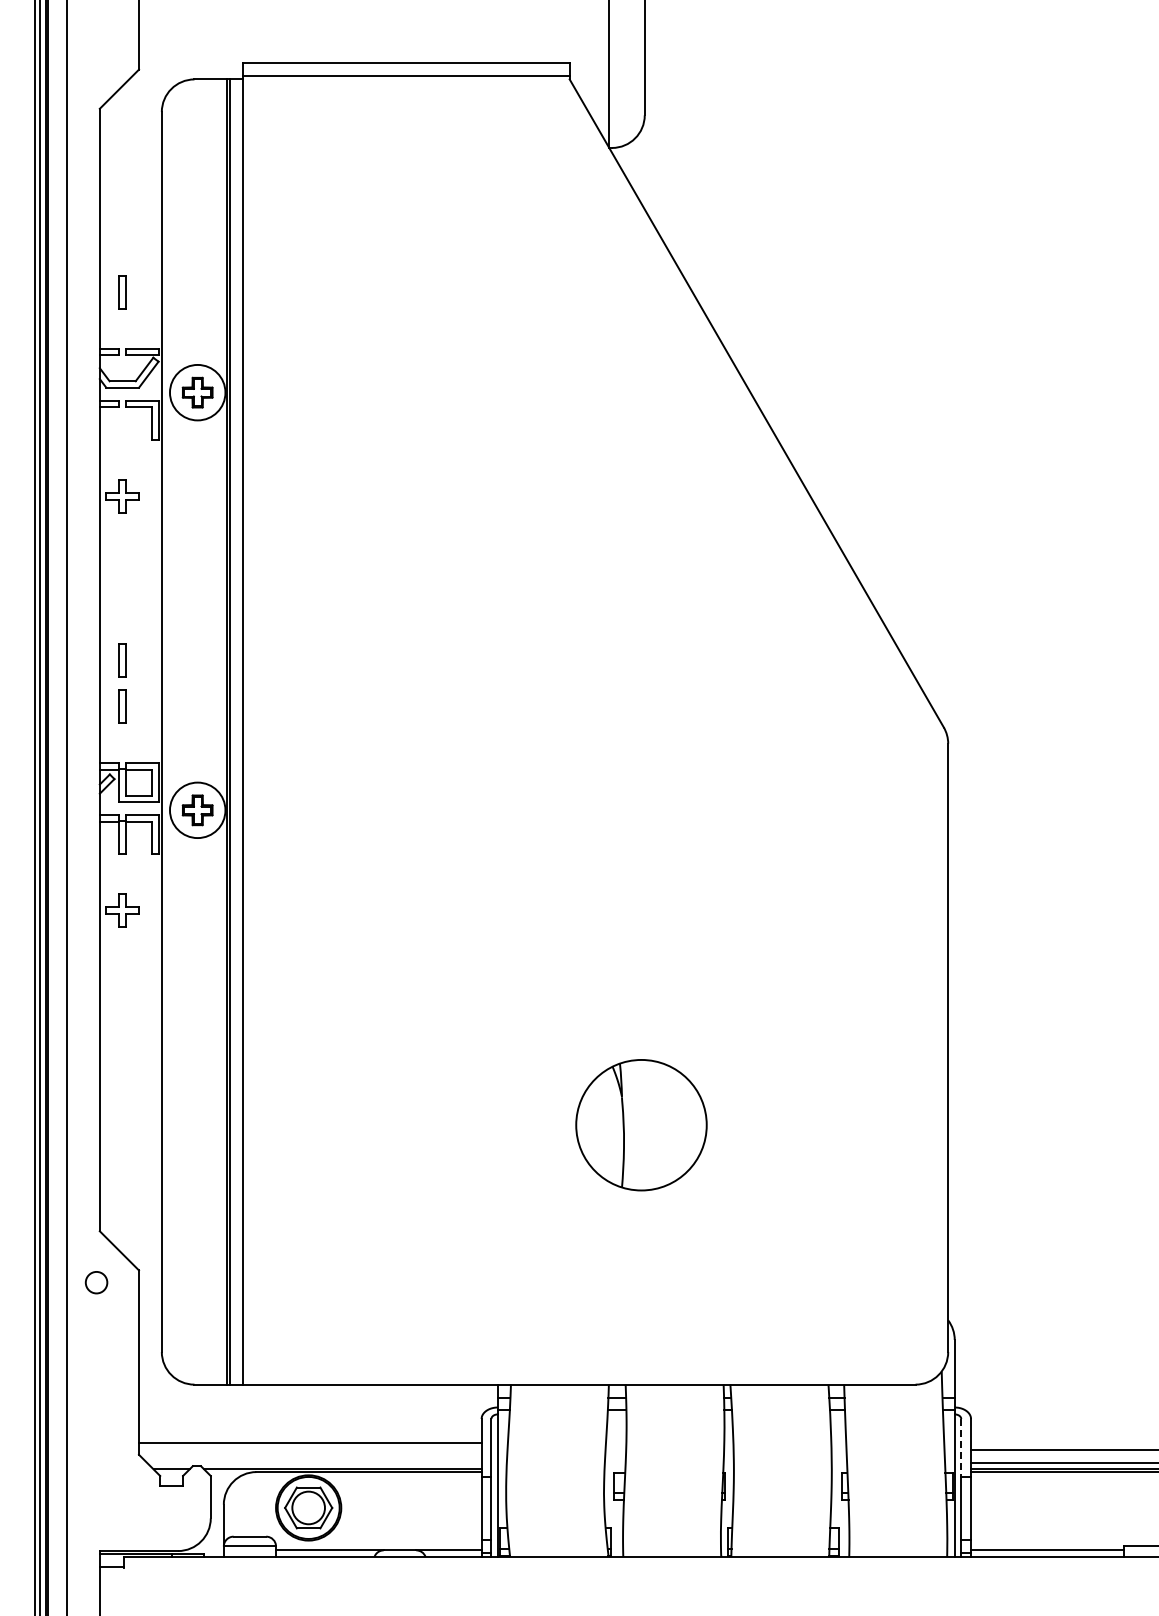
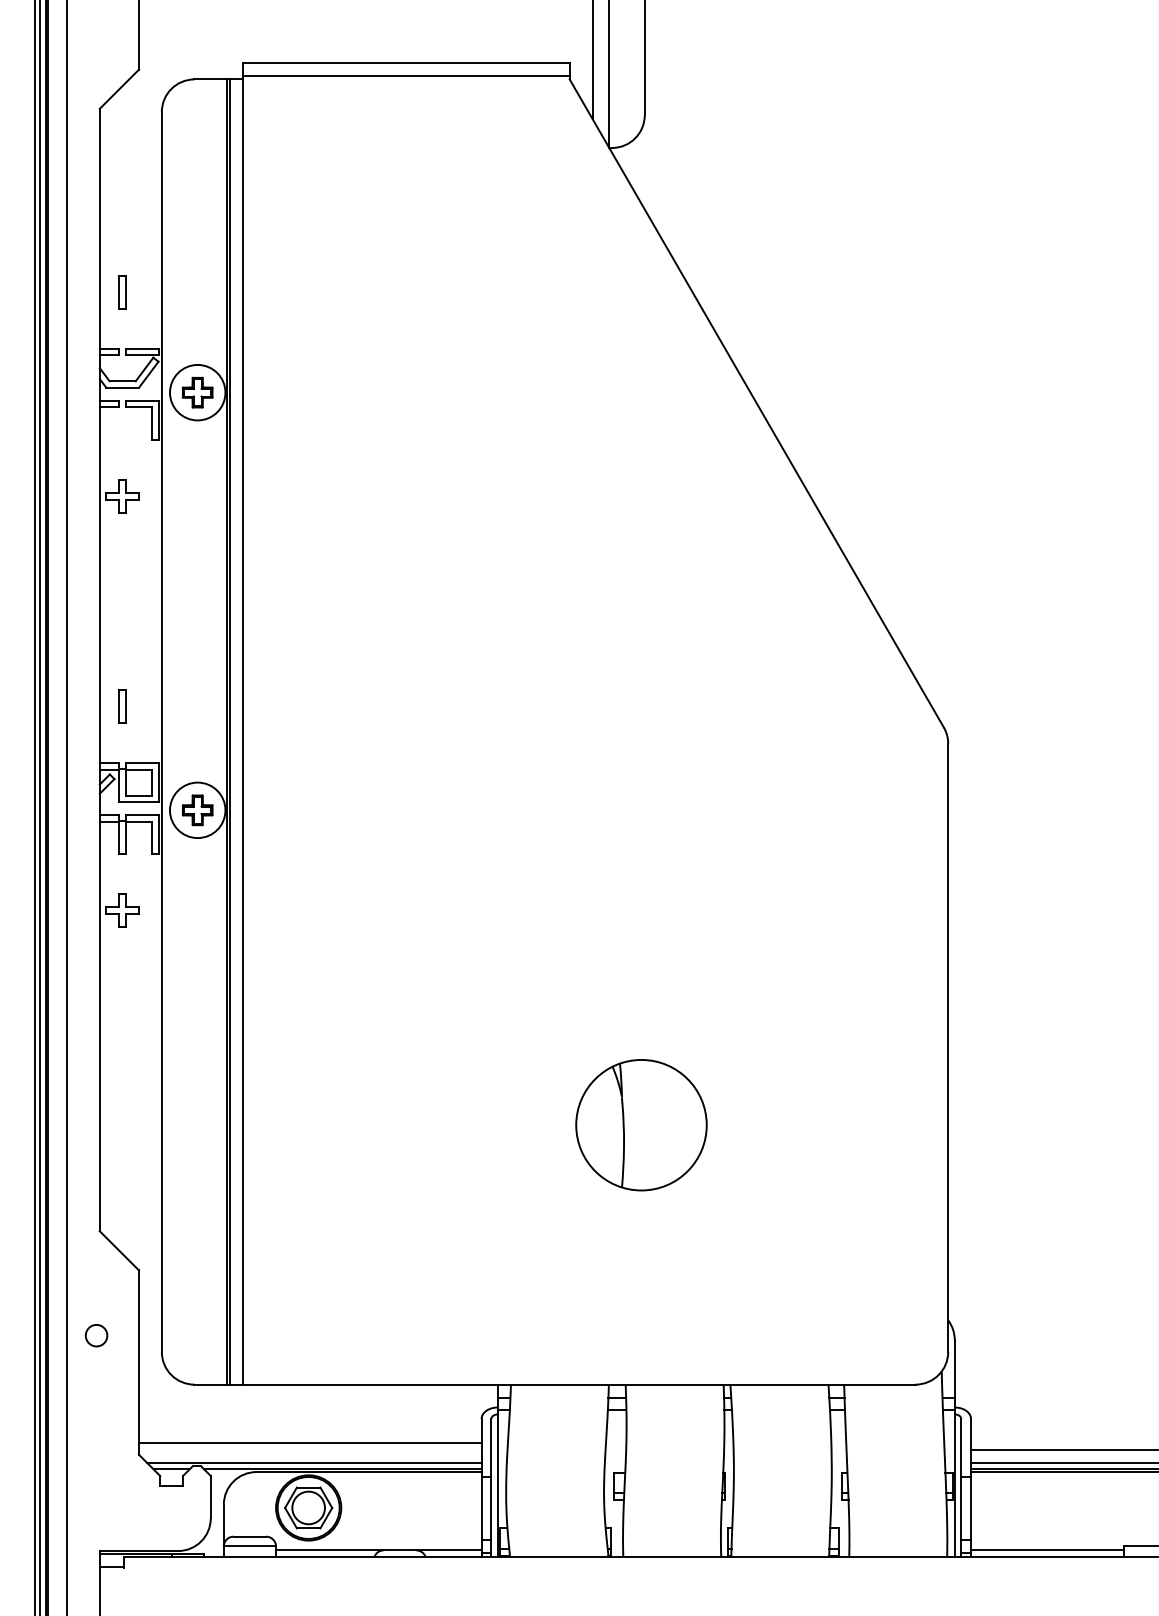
line: none -> present (592, 60)
part: present -> none (122, 660)
circle position: (96, 1282) -> (96, 1335) (96, 1335)
line: dashed -> solid (961, 1447)
line: none -> present (314, 1462)
